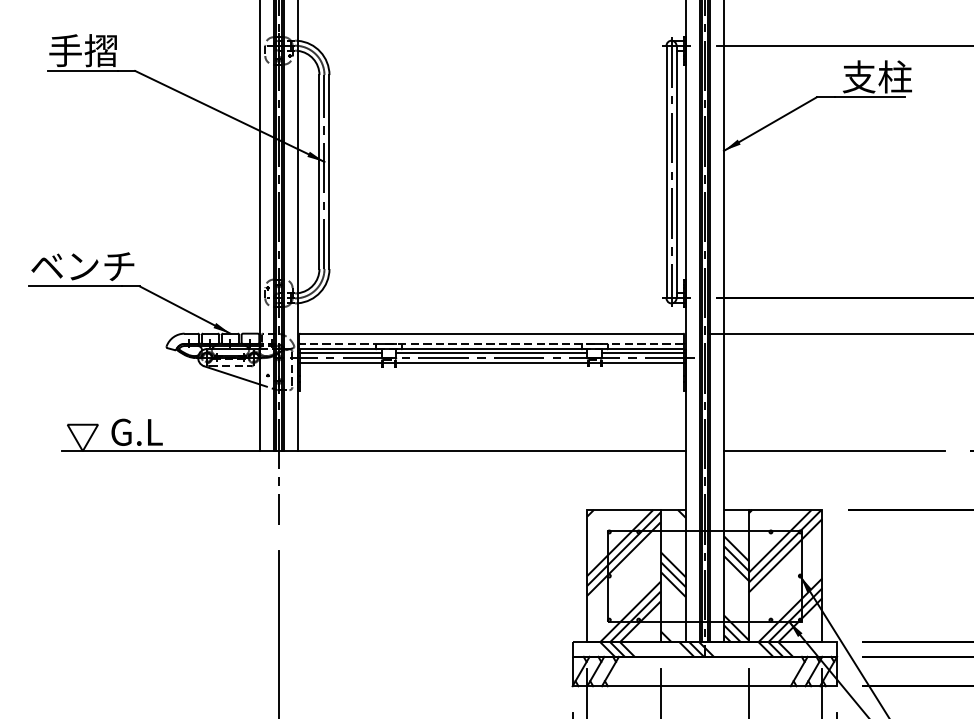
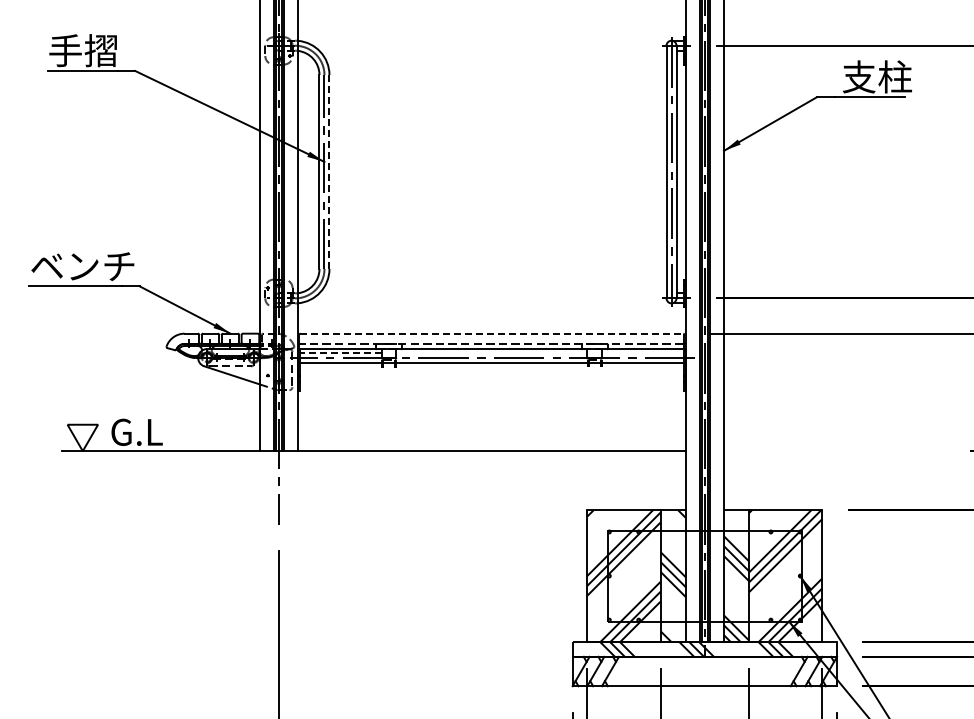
line: solid -> dashed (329, 172)
line: solid -> dashed (491, 333)
line: solid -> dashed (340, 353)
line: present -> none (491, 353)
line: present -> none (642, 353)
line: present -> none (833, 451)
